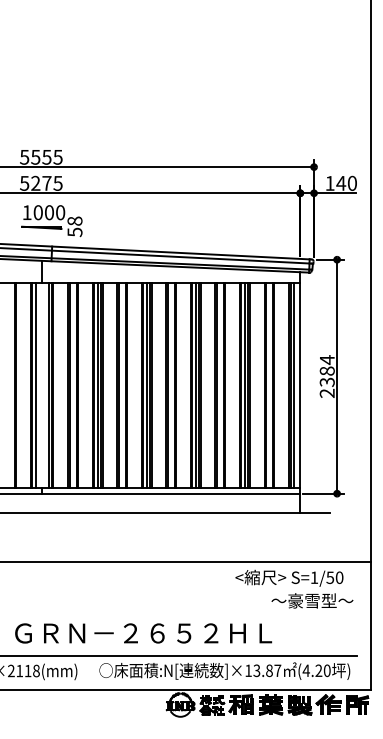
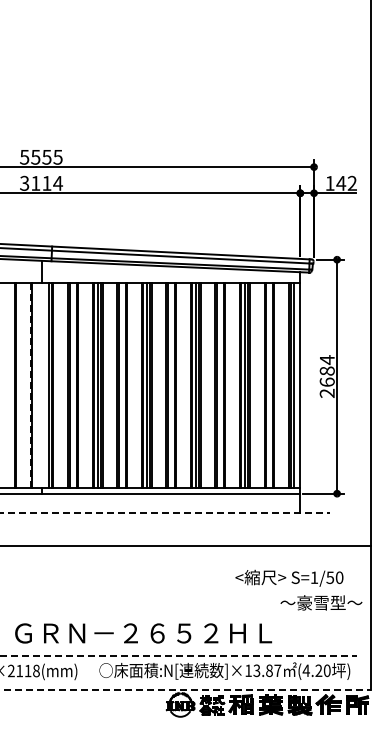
text: 5275 -> 3114 (41, 182)
text: 140 -> 142 (351, 183)
part: present -> none (51, 221)
text: 2384 -> 2684 (326, 381)
line: solid -> dashed (30, 385)
line: present -> none (35, 385)
line: solid -> dashed (165, 513)
line position: (186, 562) -> (186, 546) (186, 546)
text position: (312, 600) -> (321, 602) (321, 602)
line: solid -> dashed (178, 656)
line: solid -> dashed (186, 690)
